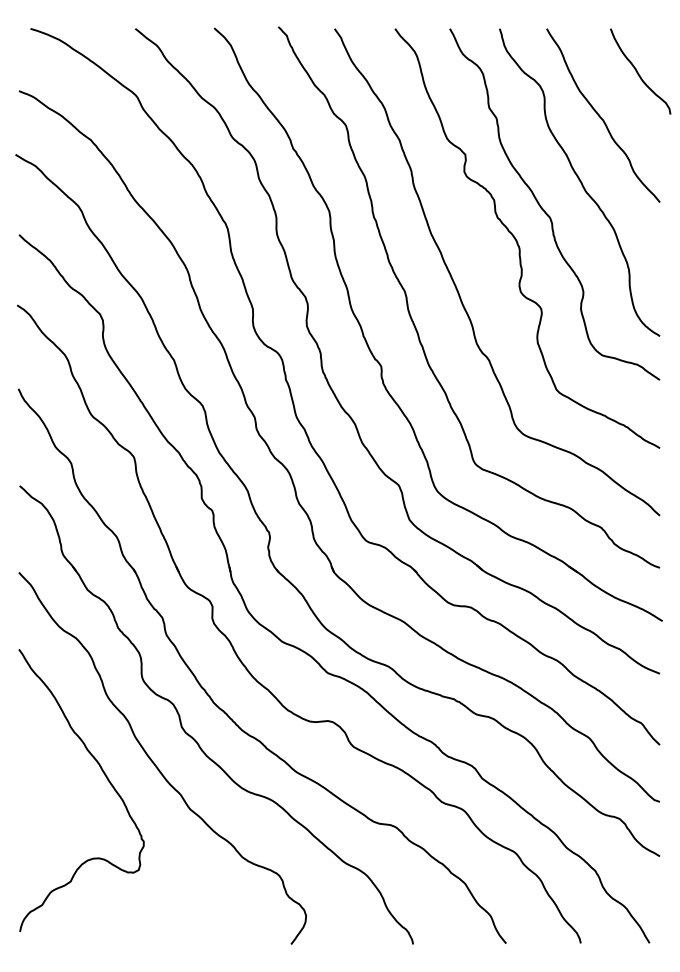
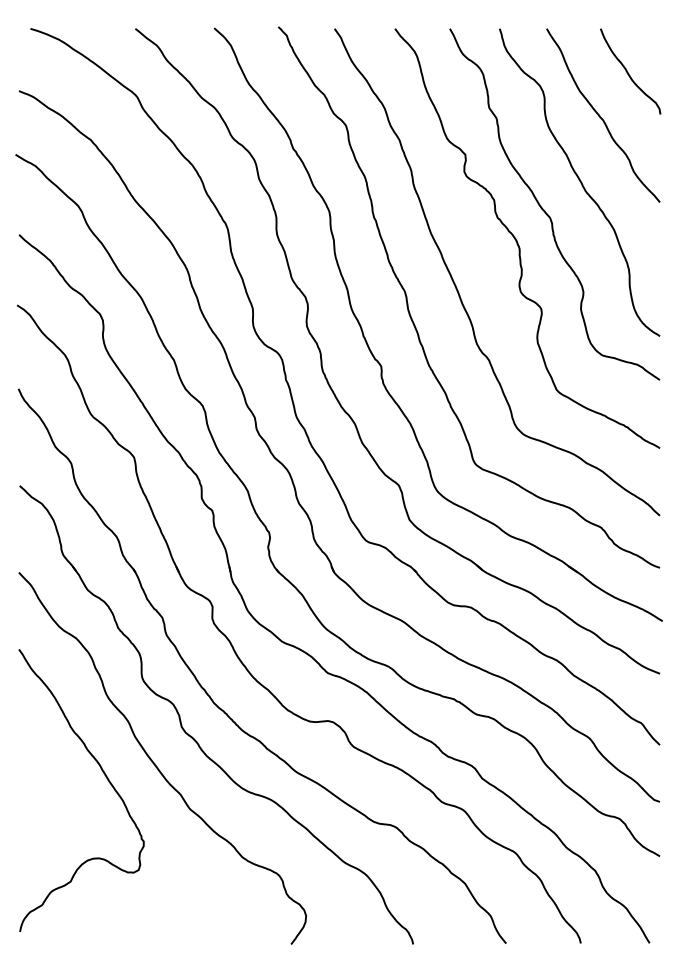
curve position: (638, 72) -> (628, 72) (628, 72)
